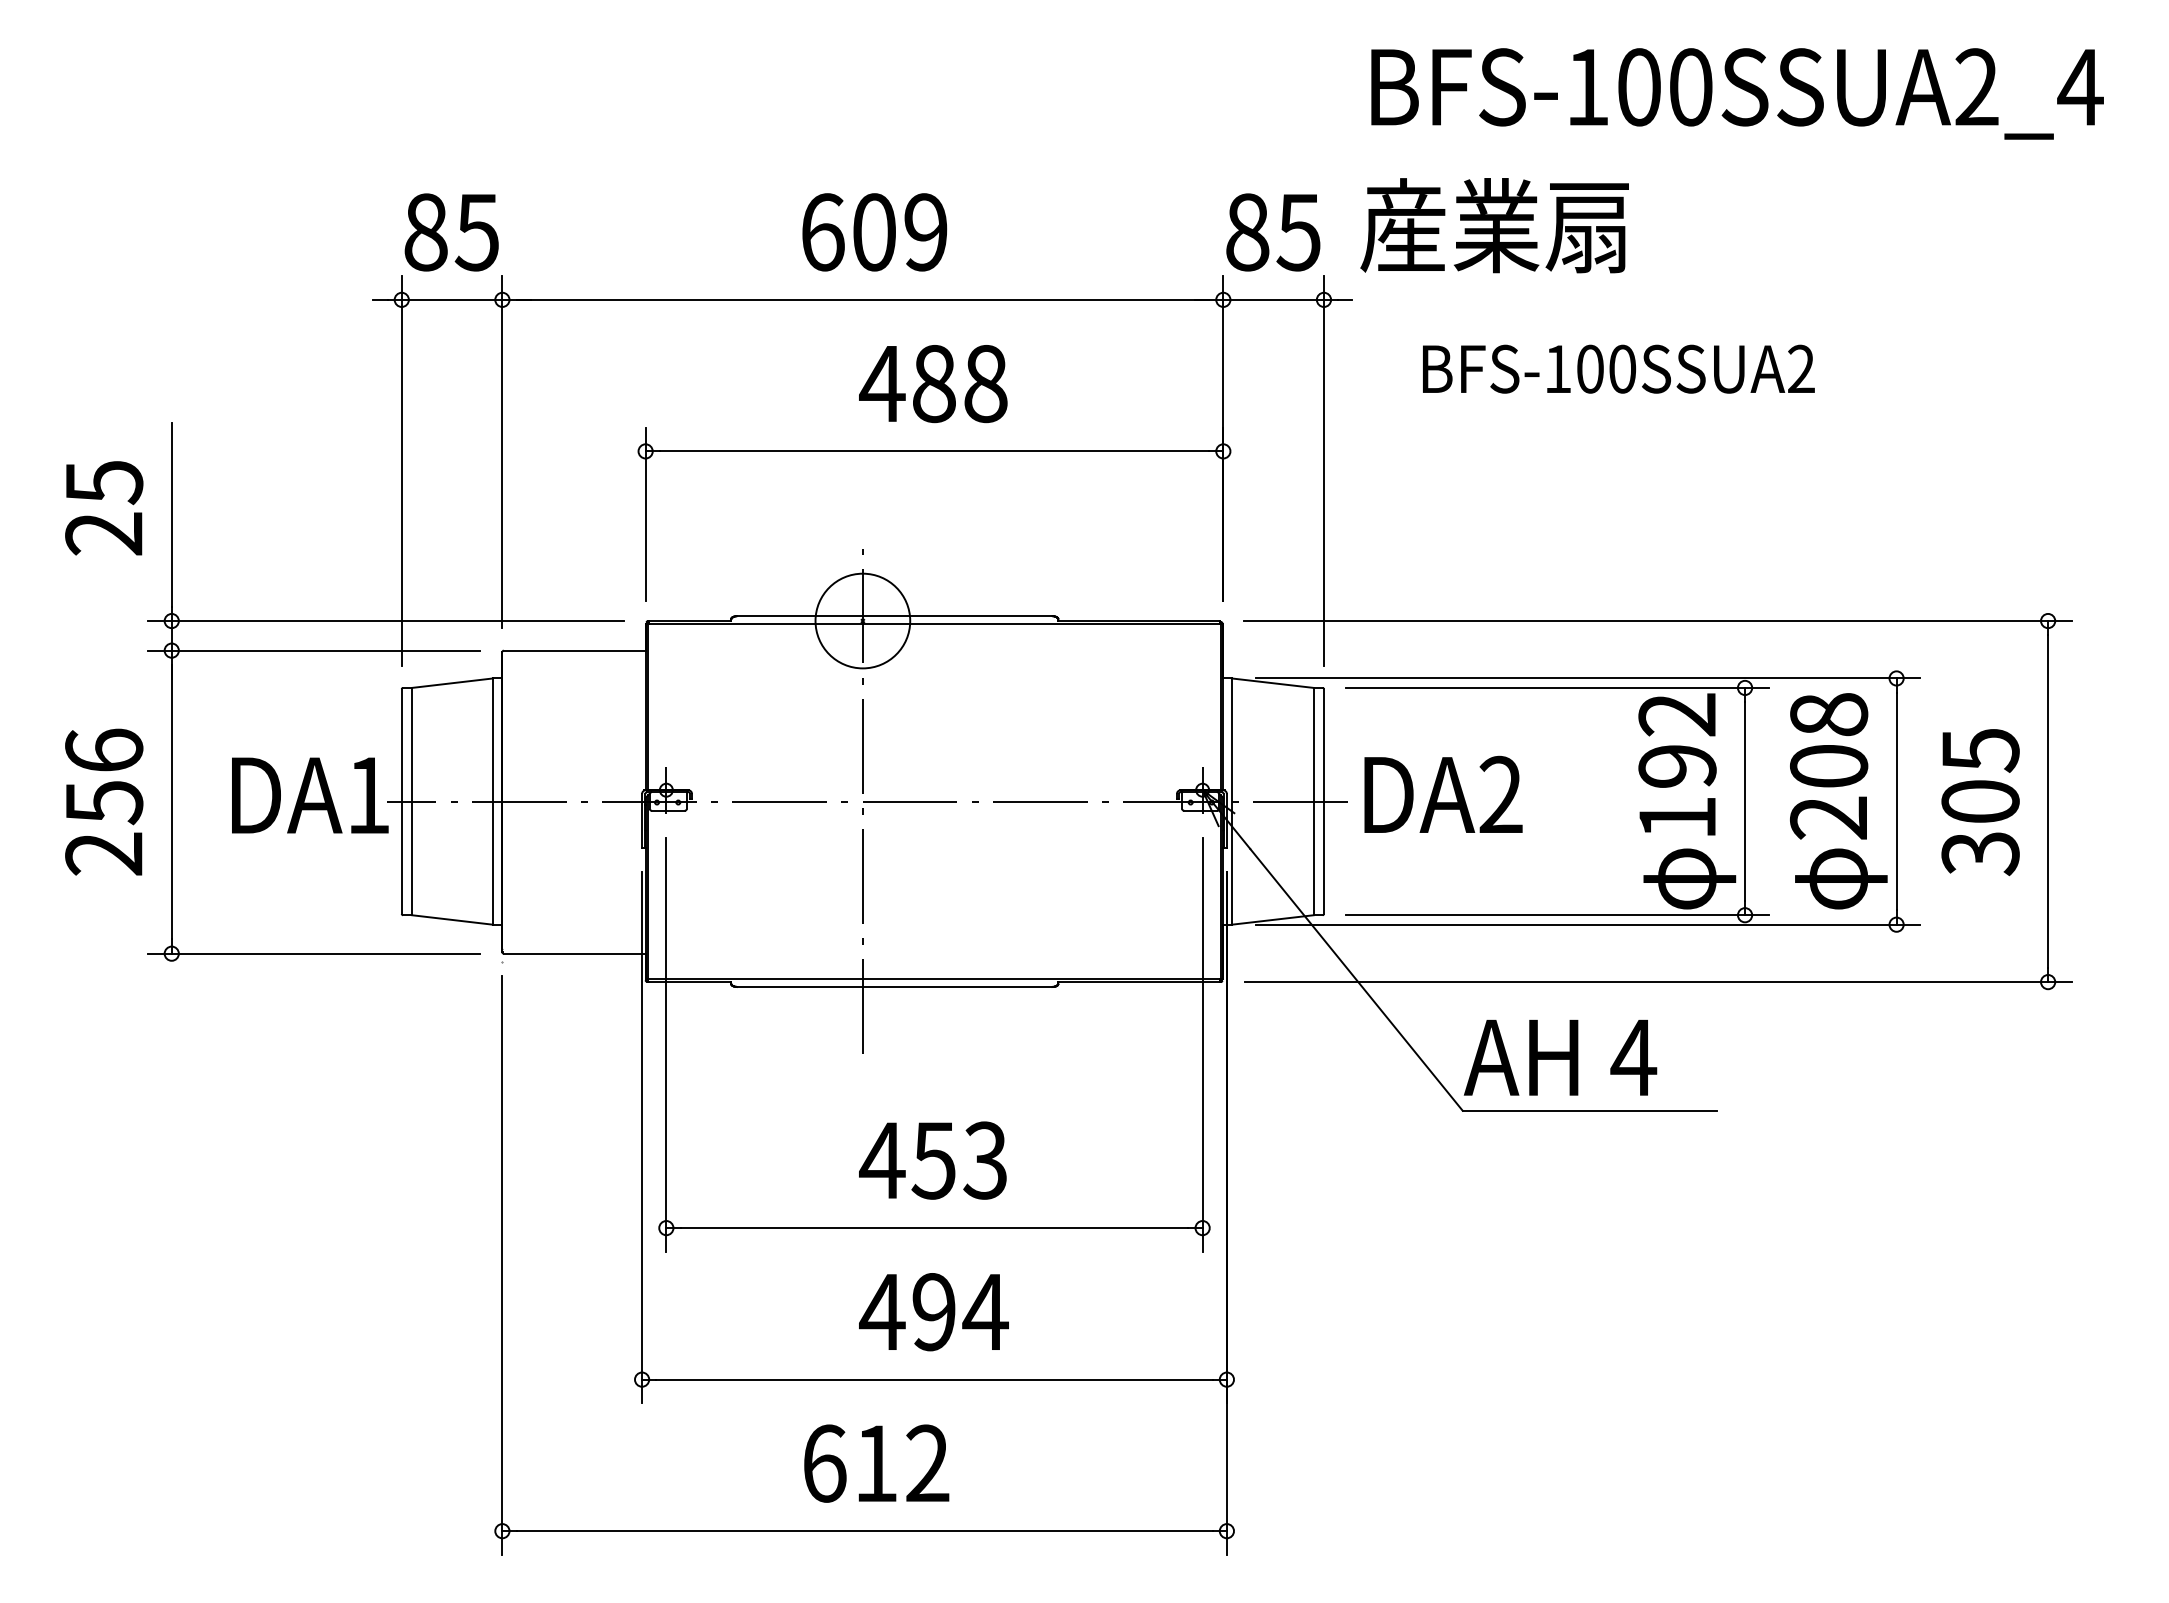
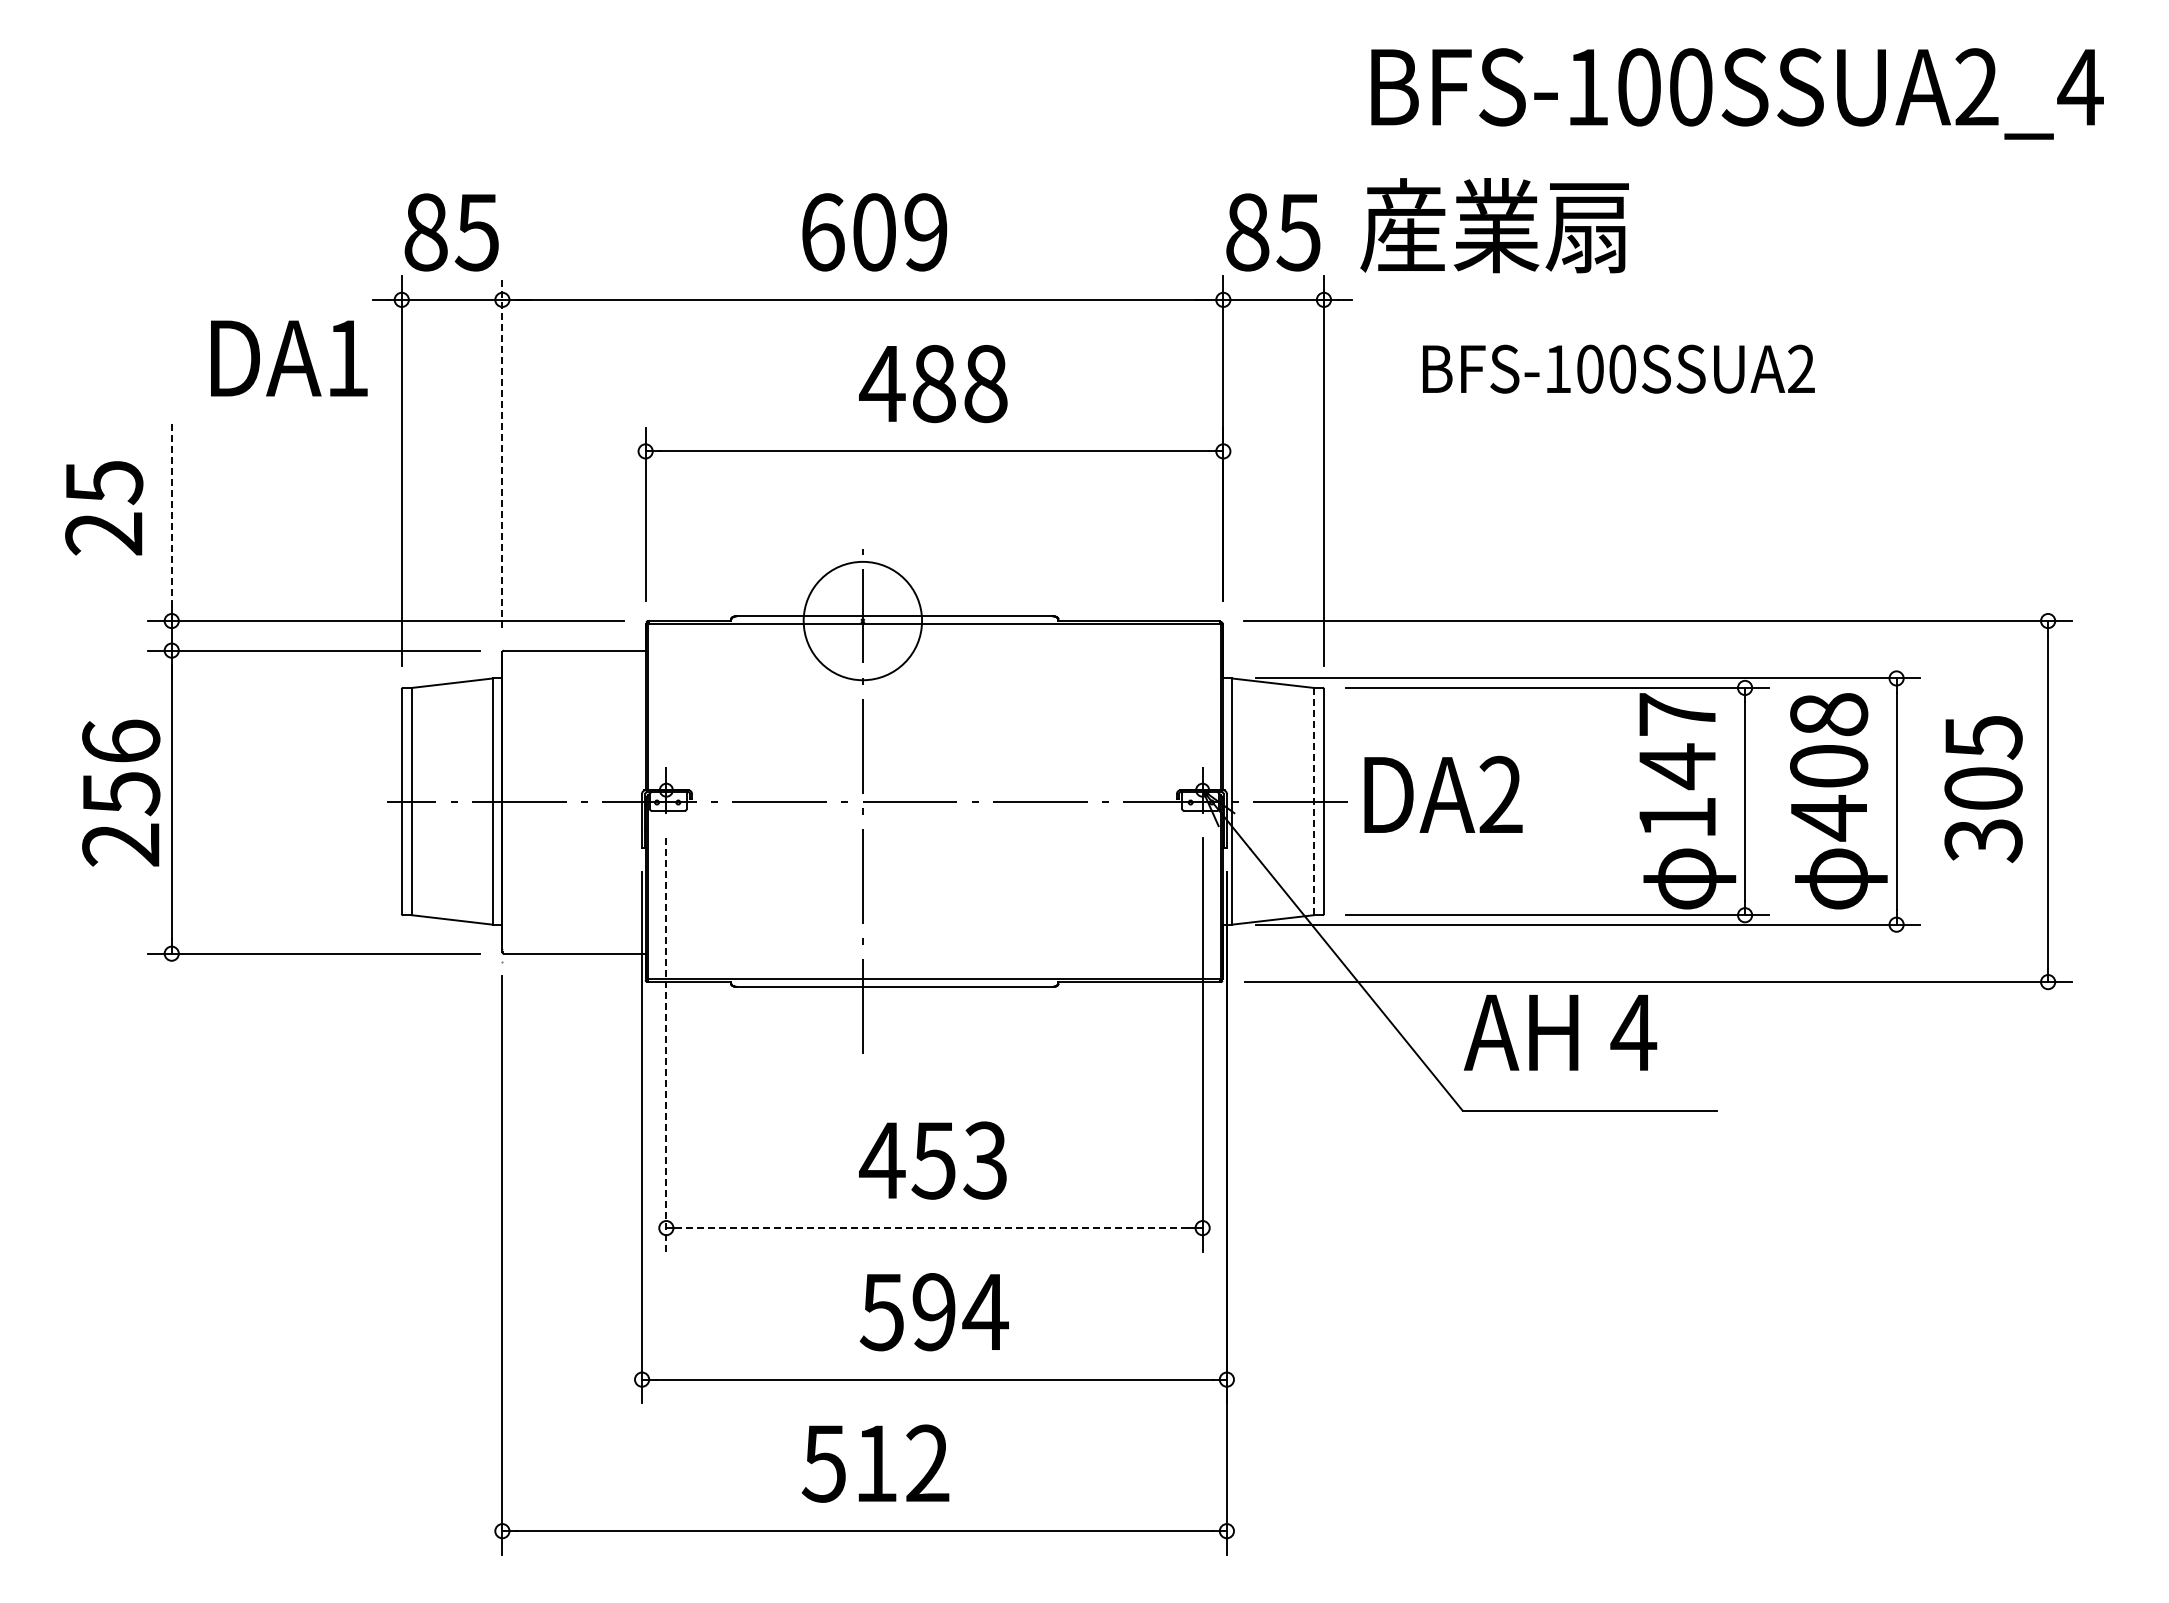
line: solid -> dashed (502, 451)
line: solid -> dashed (171, 514)
circle diameter: 95 px -> 118 px (862, 620)
text: 192 -> 147 (1677, 741)
text position: (310, 795) -> (289, 358) (289, 358)
text position: (104, 801) -> (121, 792) (121, 792)
line: solid -> dashed (1313, 801)
text position: (1980, 802) -> (1983, 789) (1983, 789)
text: 208 -> 408 (1828, 818)
line: solid -> dashed (666, 1045)
text position: (1560, 1057) -> (1560, 1032) (1560, 1032)
line: solid -> dashed (934, 1228)
text: 494 -> 594 (882, 1312)
text: 612 -> 512 (823, 1463)
